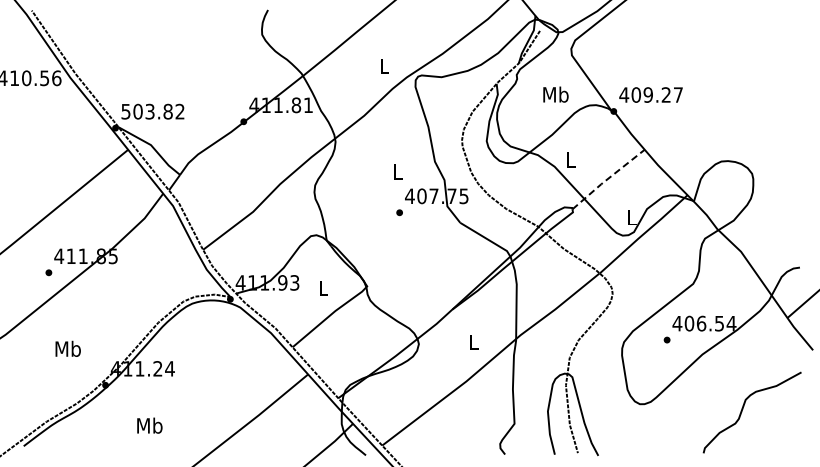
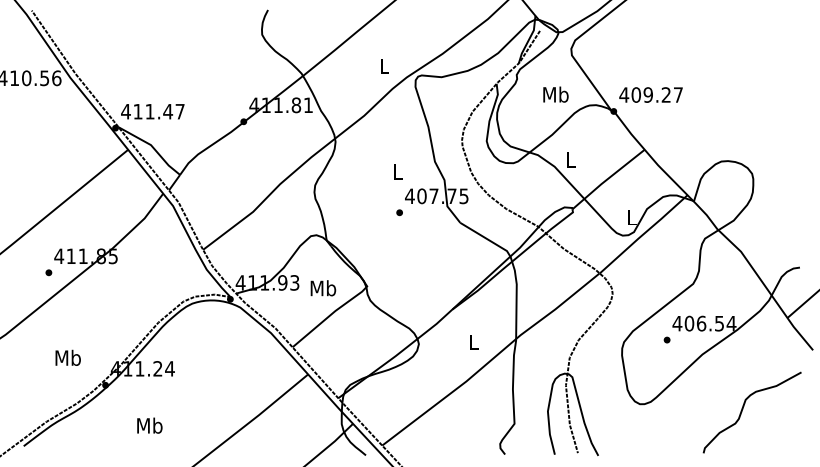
text: 503.82 -> 411.47 (152, 111)
line: dashed -> solid (607, 179)
text: L -> Mb (323, 288)
text position: (67, 348) -> (67, 357) (67, 357)
